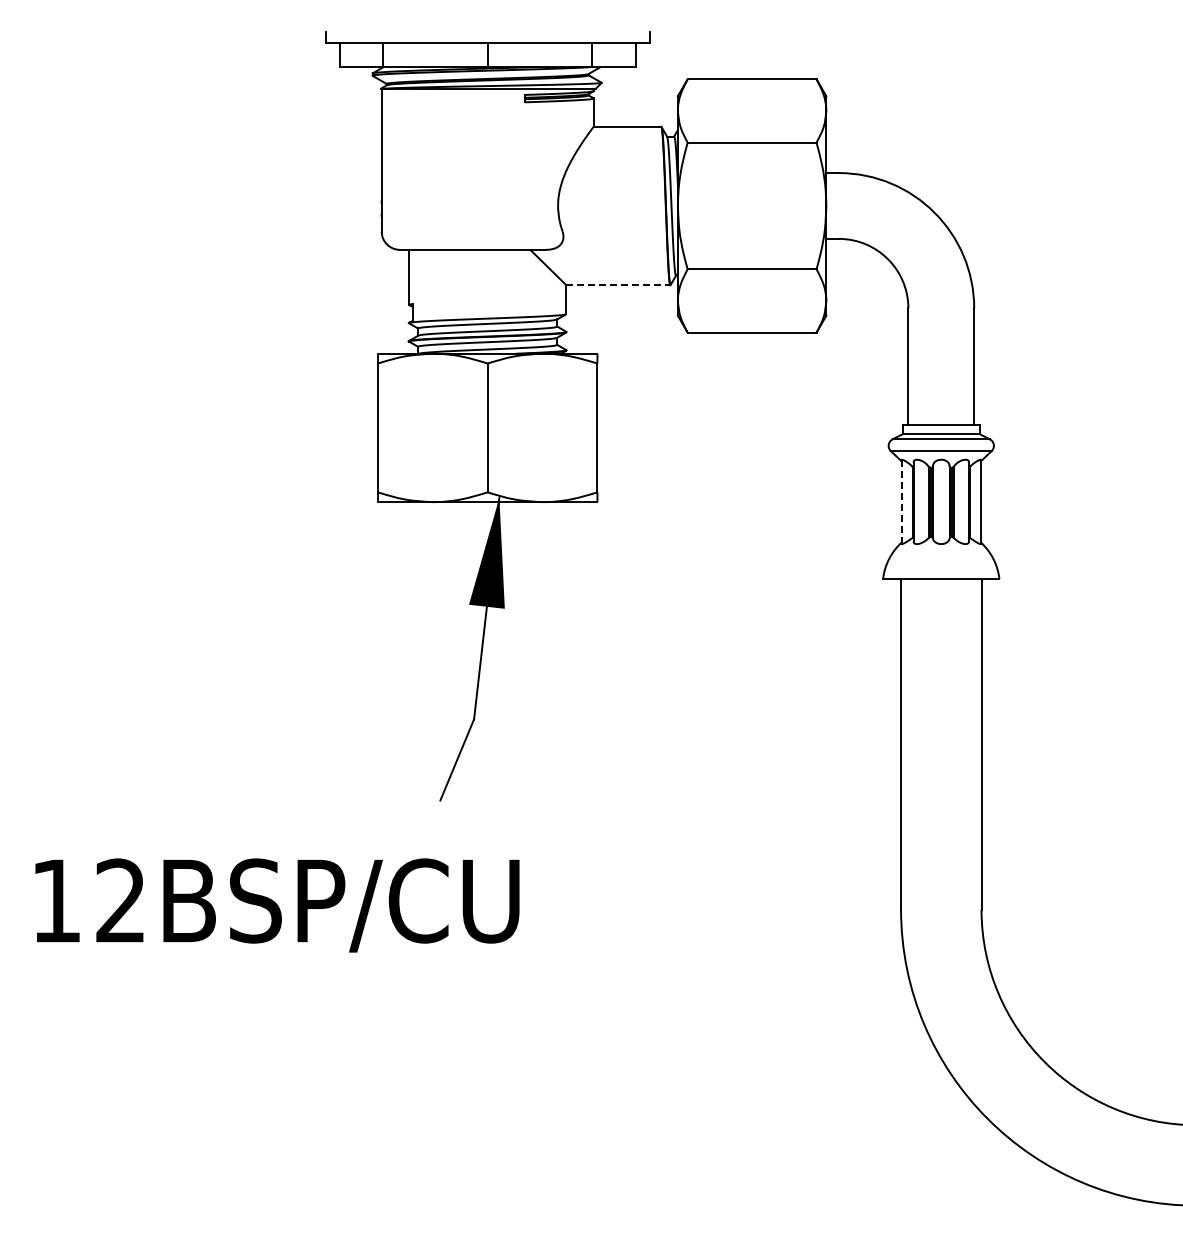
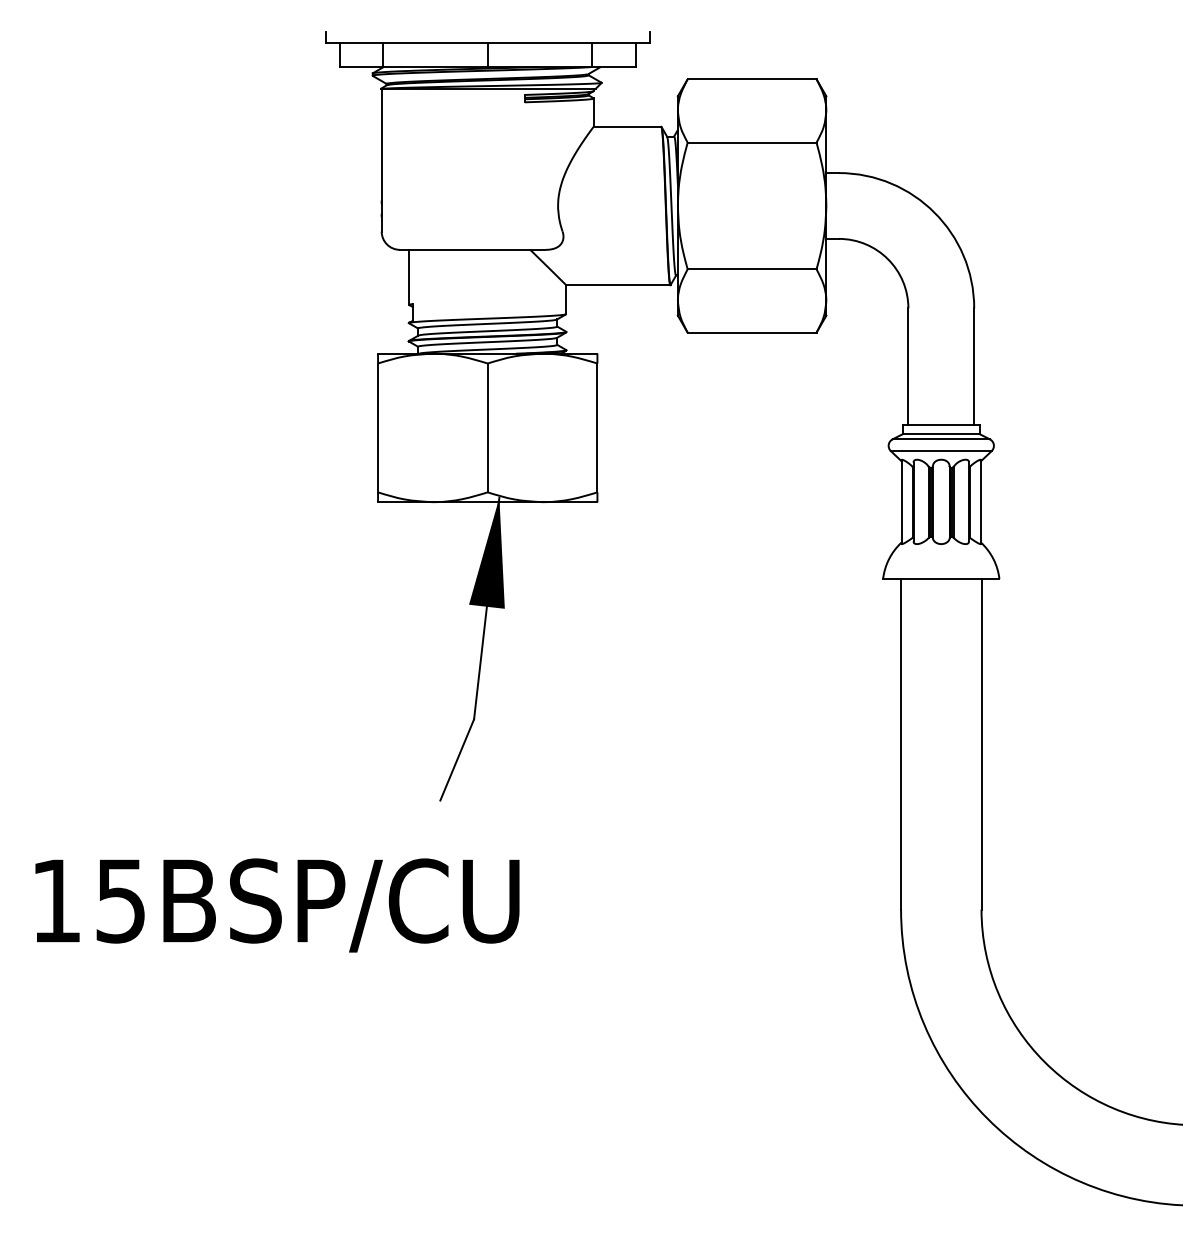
line: dashed -> solid (618, 285)
line: dashed -> solid (901, 501)
text: 12BSP/CU -> 15BSP/CU (120, 900)
